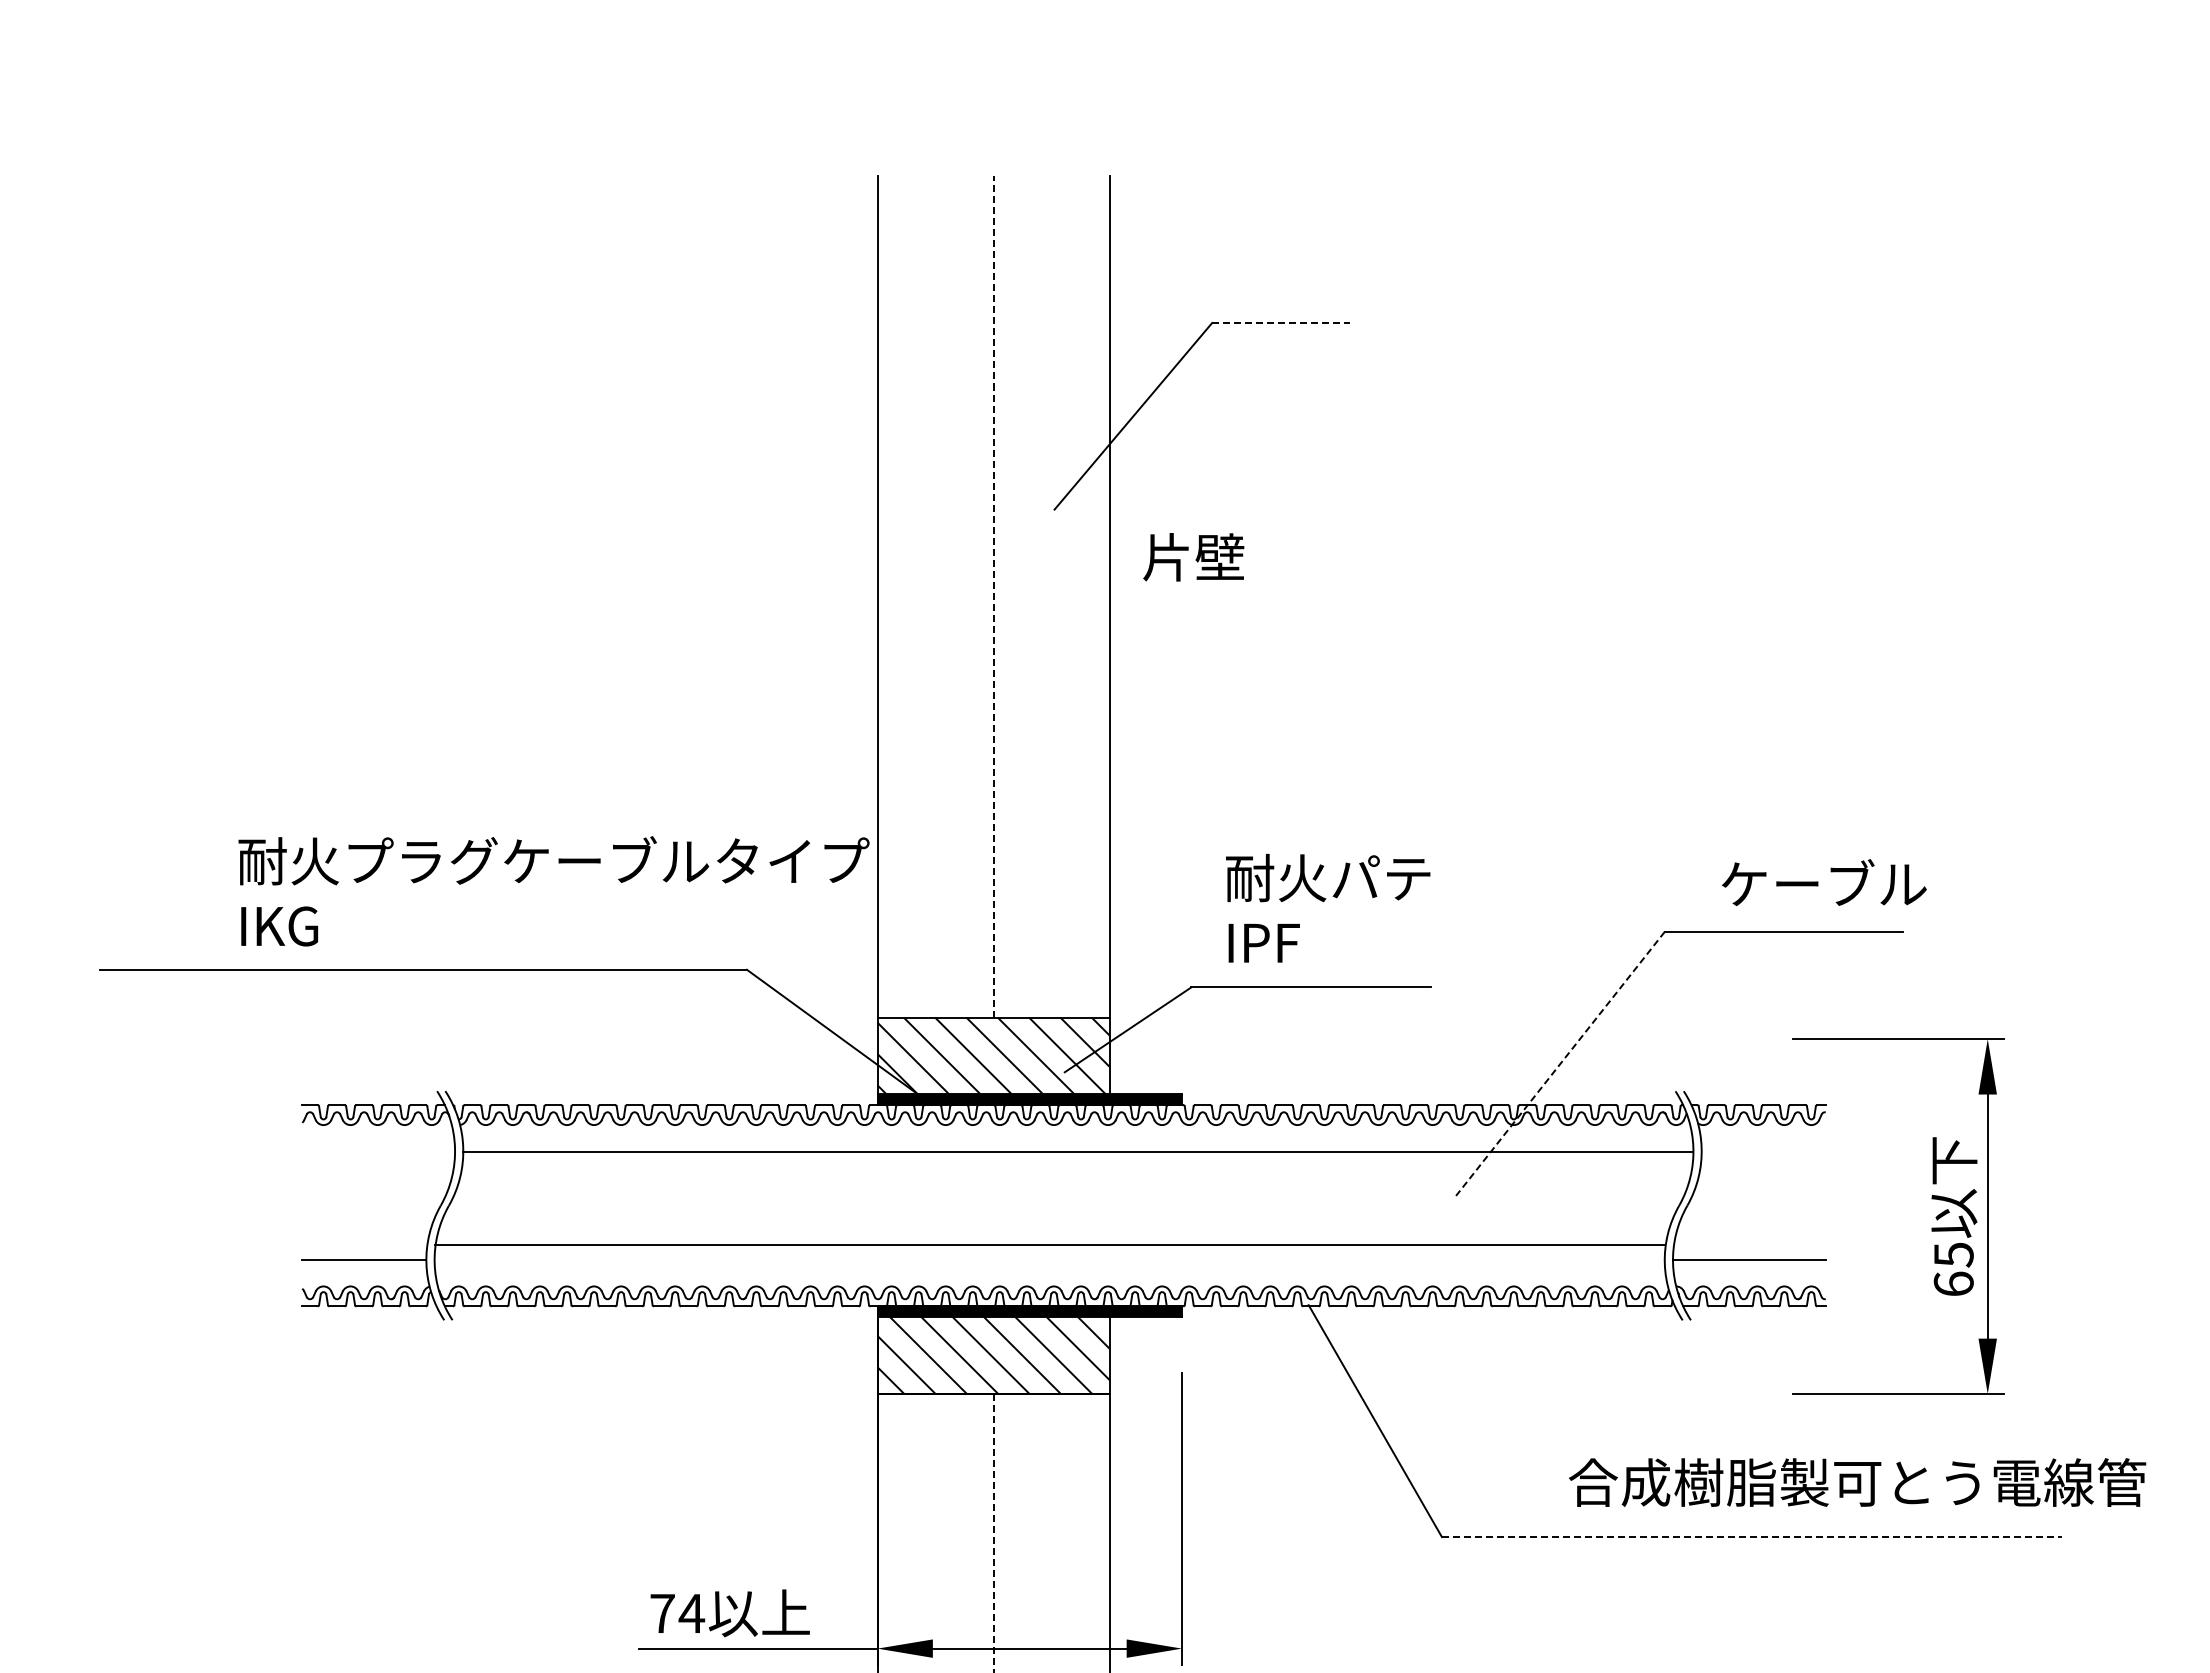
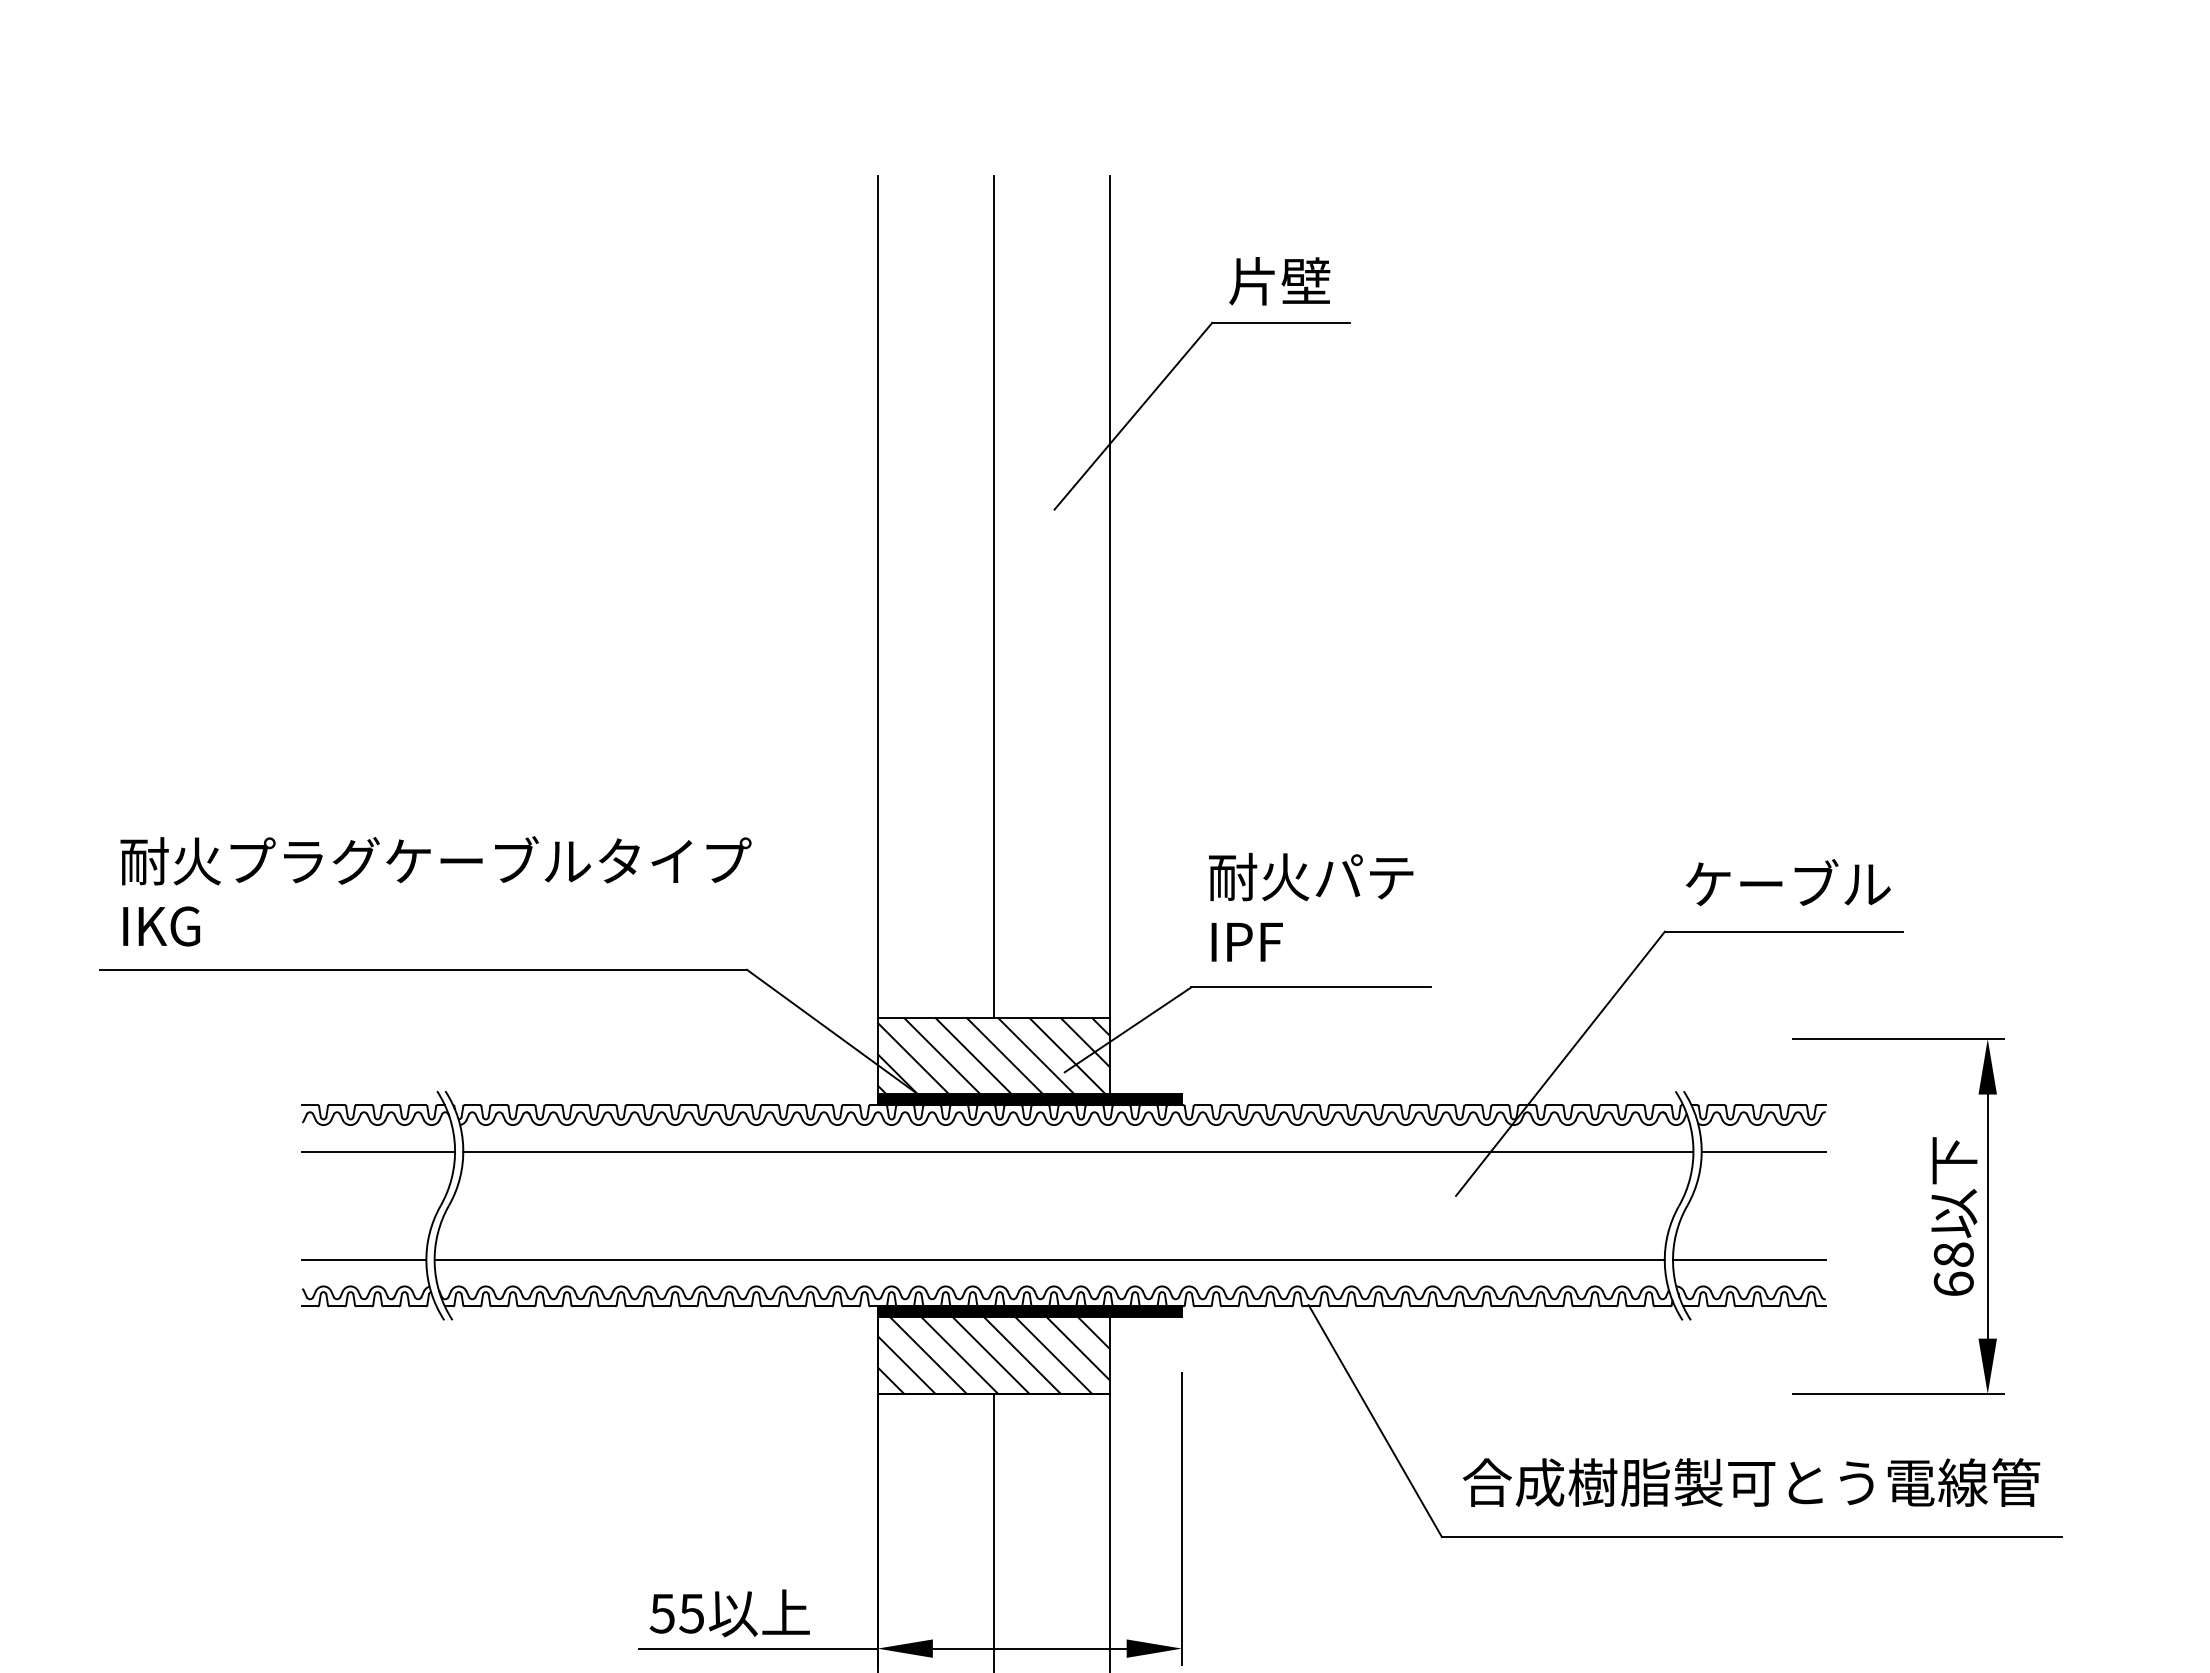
line: dashed -> solid (1281, 323)
text position: (1193, 557) -> (1279, 281) (1279, 281)
line: dashed -> solid (993, 596)
text position: (1823, 882) -> (1787, 882) (1787, 882)
text position: (553, 891) -> (435, 891) (435, 891)
text position: (1328, 908) -> (1311, 907) (1311, 907)
line: dashed -> solid (1560, 1064)
line: none -> present (378, 1151)
line: none -> present (1763, 1151)
line position: (1049, 1245) -> (1049, 1260) (1049, 1260)
text: 65 -> 68 (1953, 1254)
text position: (1857, 1482) -> (1751, 1482) (1751, 1482)
line: dashed -> solid (993, 1533)
line: dashed -> solid (1752, 1537)
text: 74 -> 55 (677, 1613)
